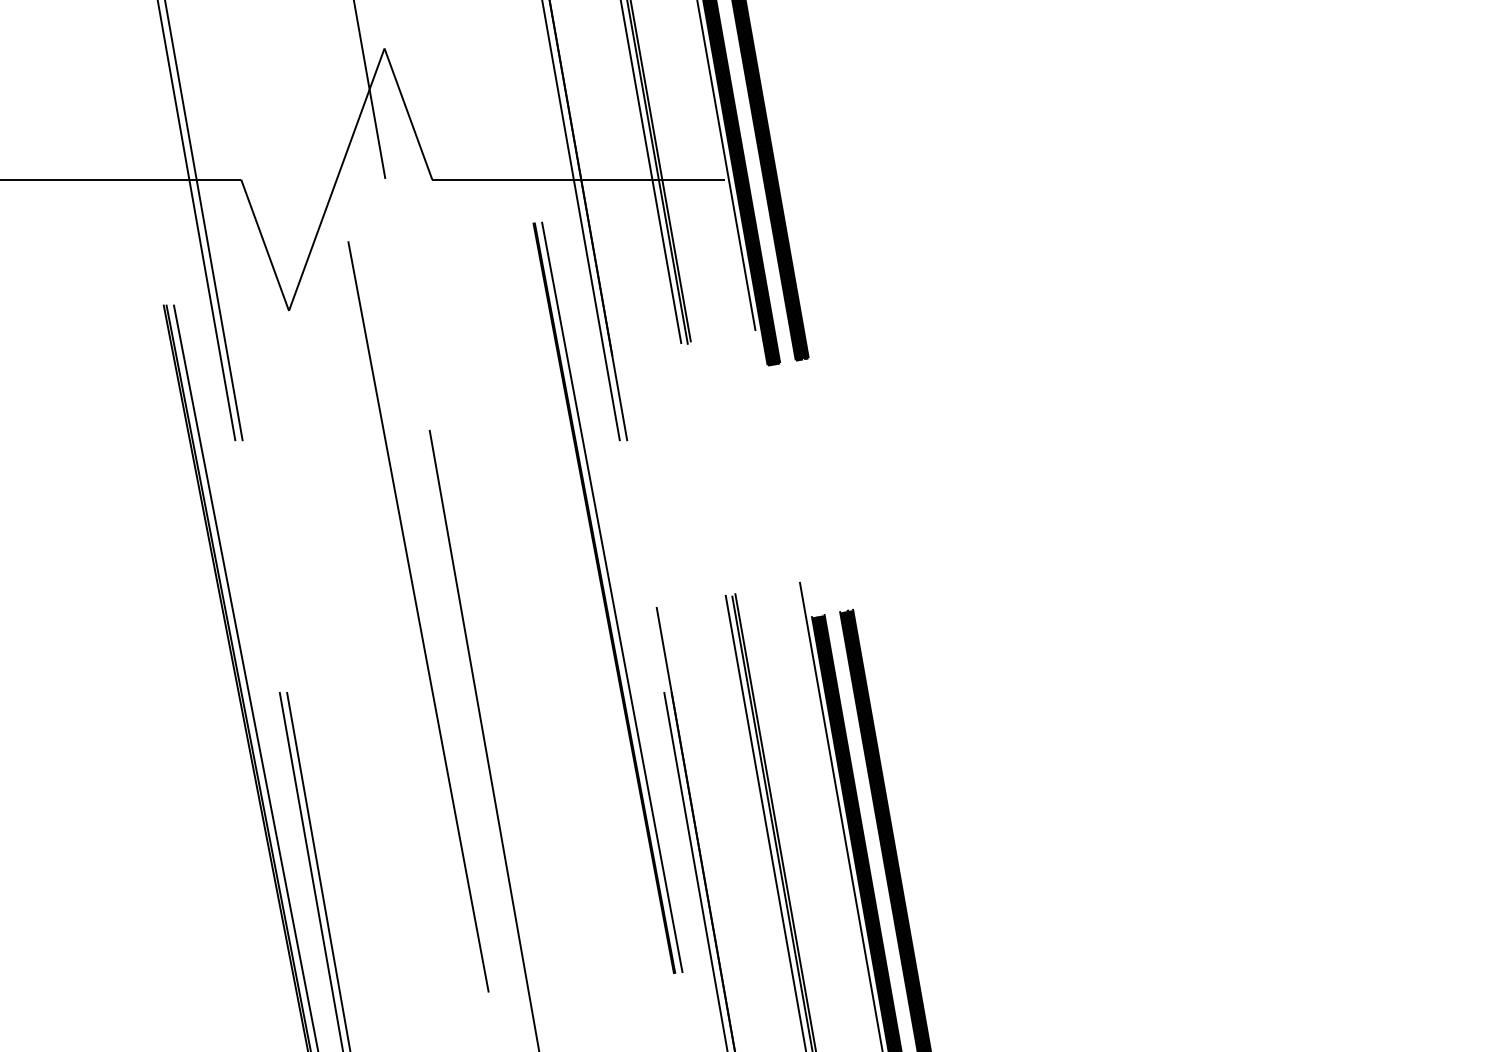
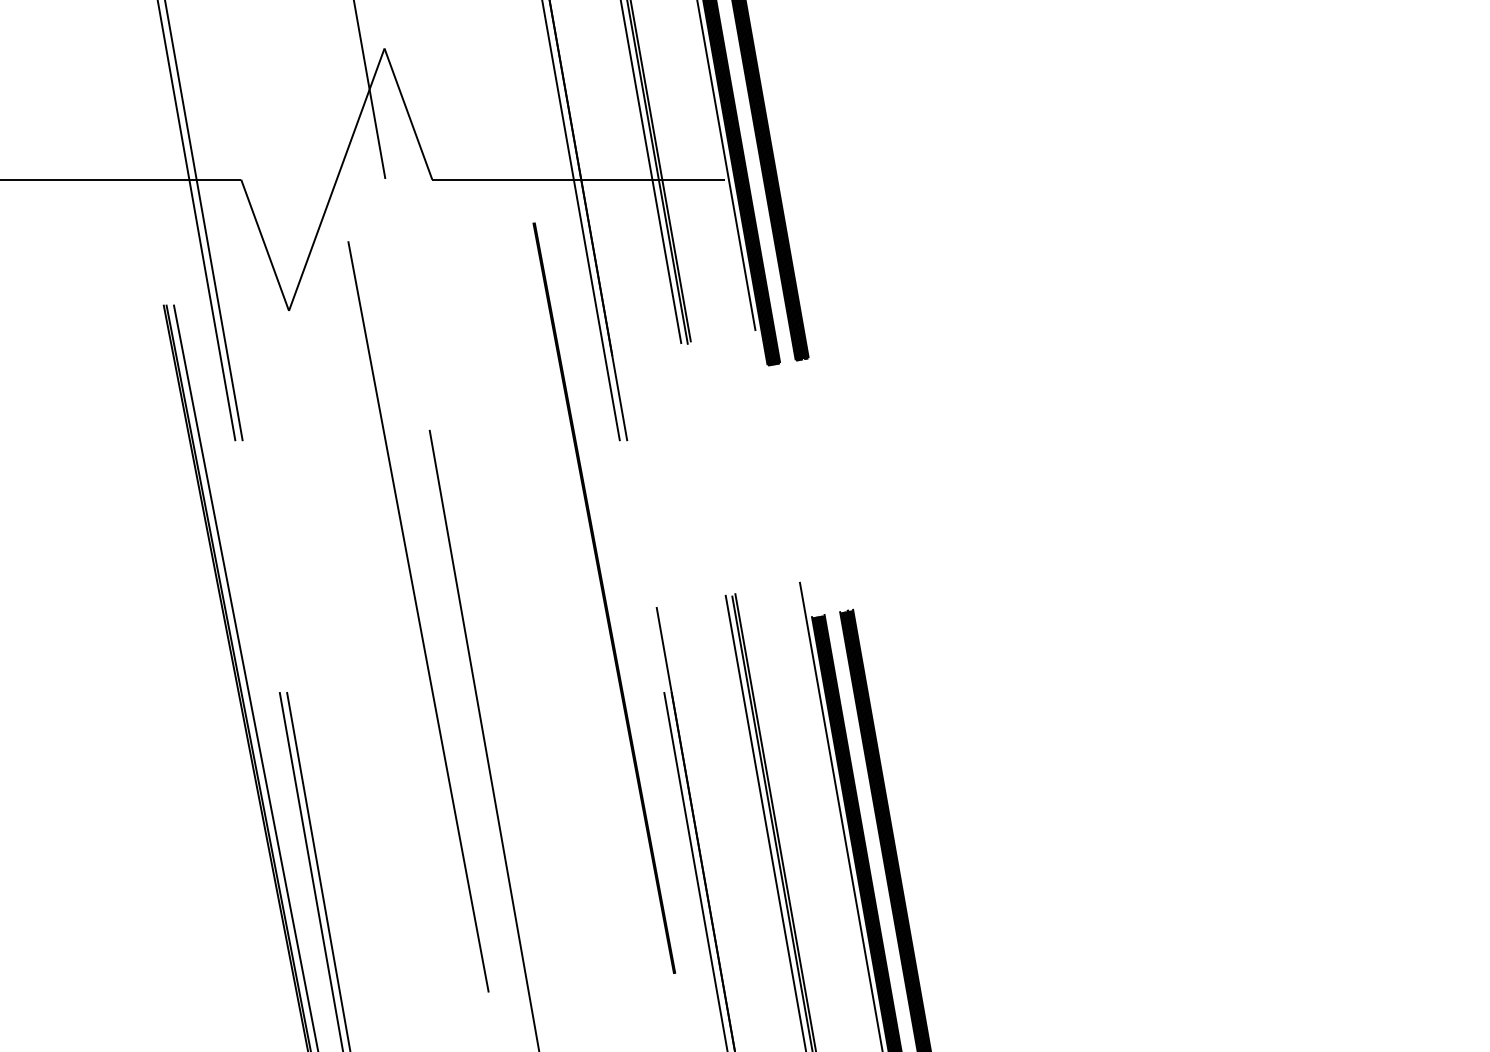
line: present -> none (608, 576)
